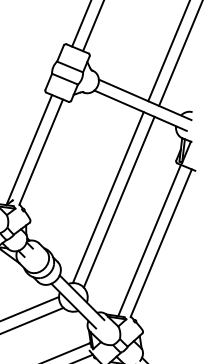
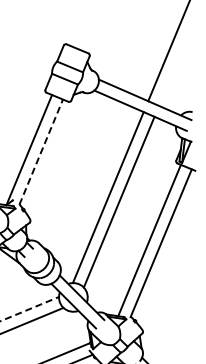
line: present -> none (81, 24)
line: present -> none (93, 26)
line: present -> none (180, 53)
line: solid -> dashed (41, 152)
line: solid -> dashed (29, 309)
